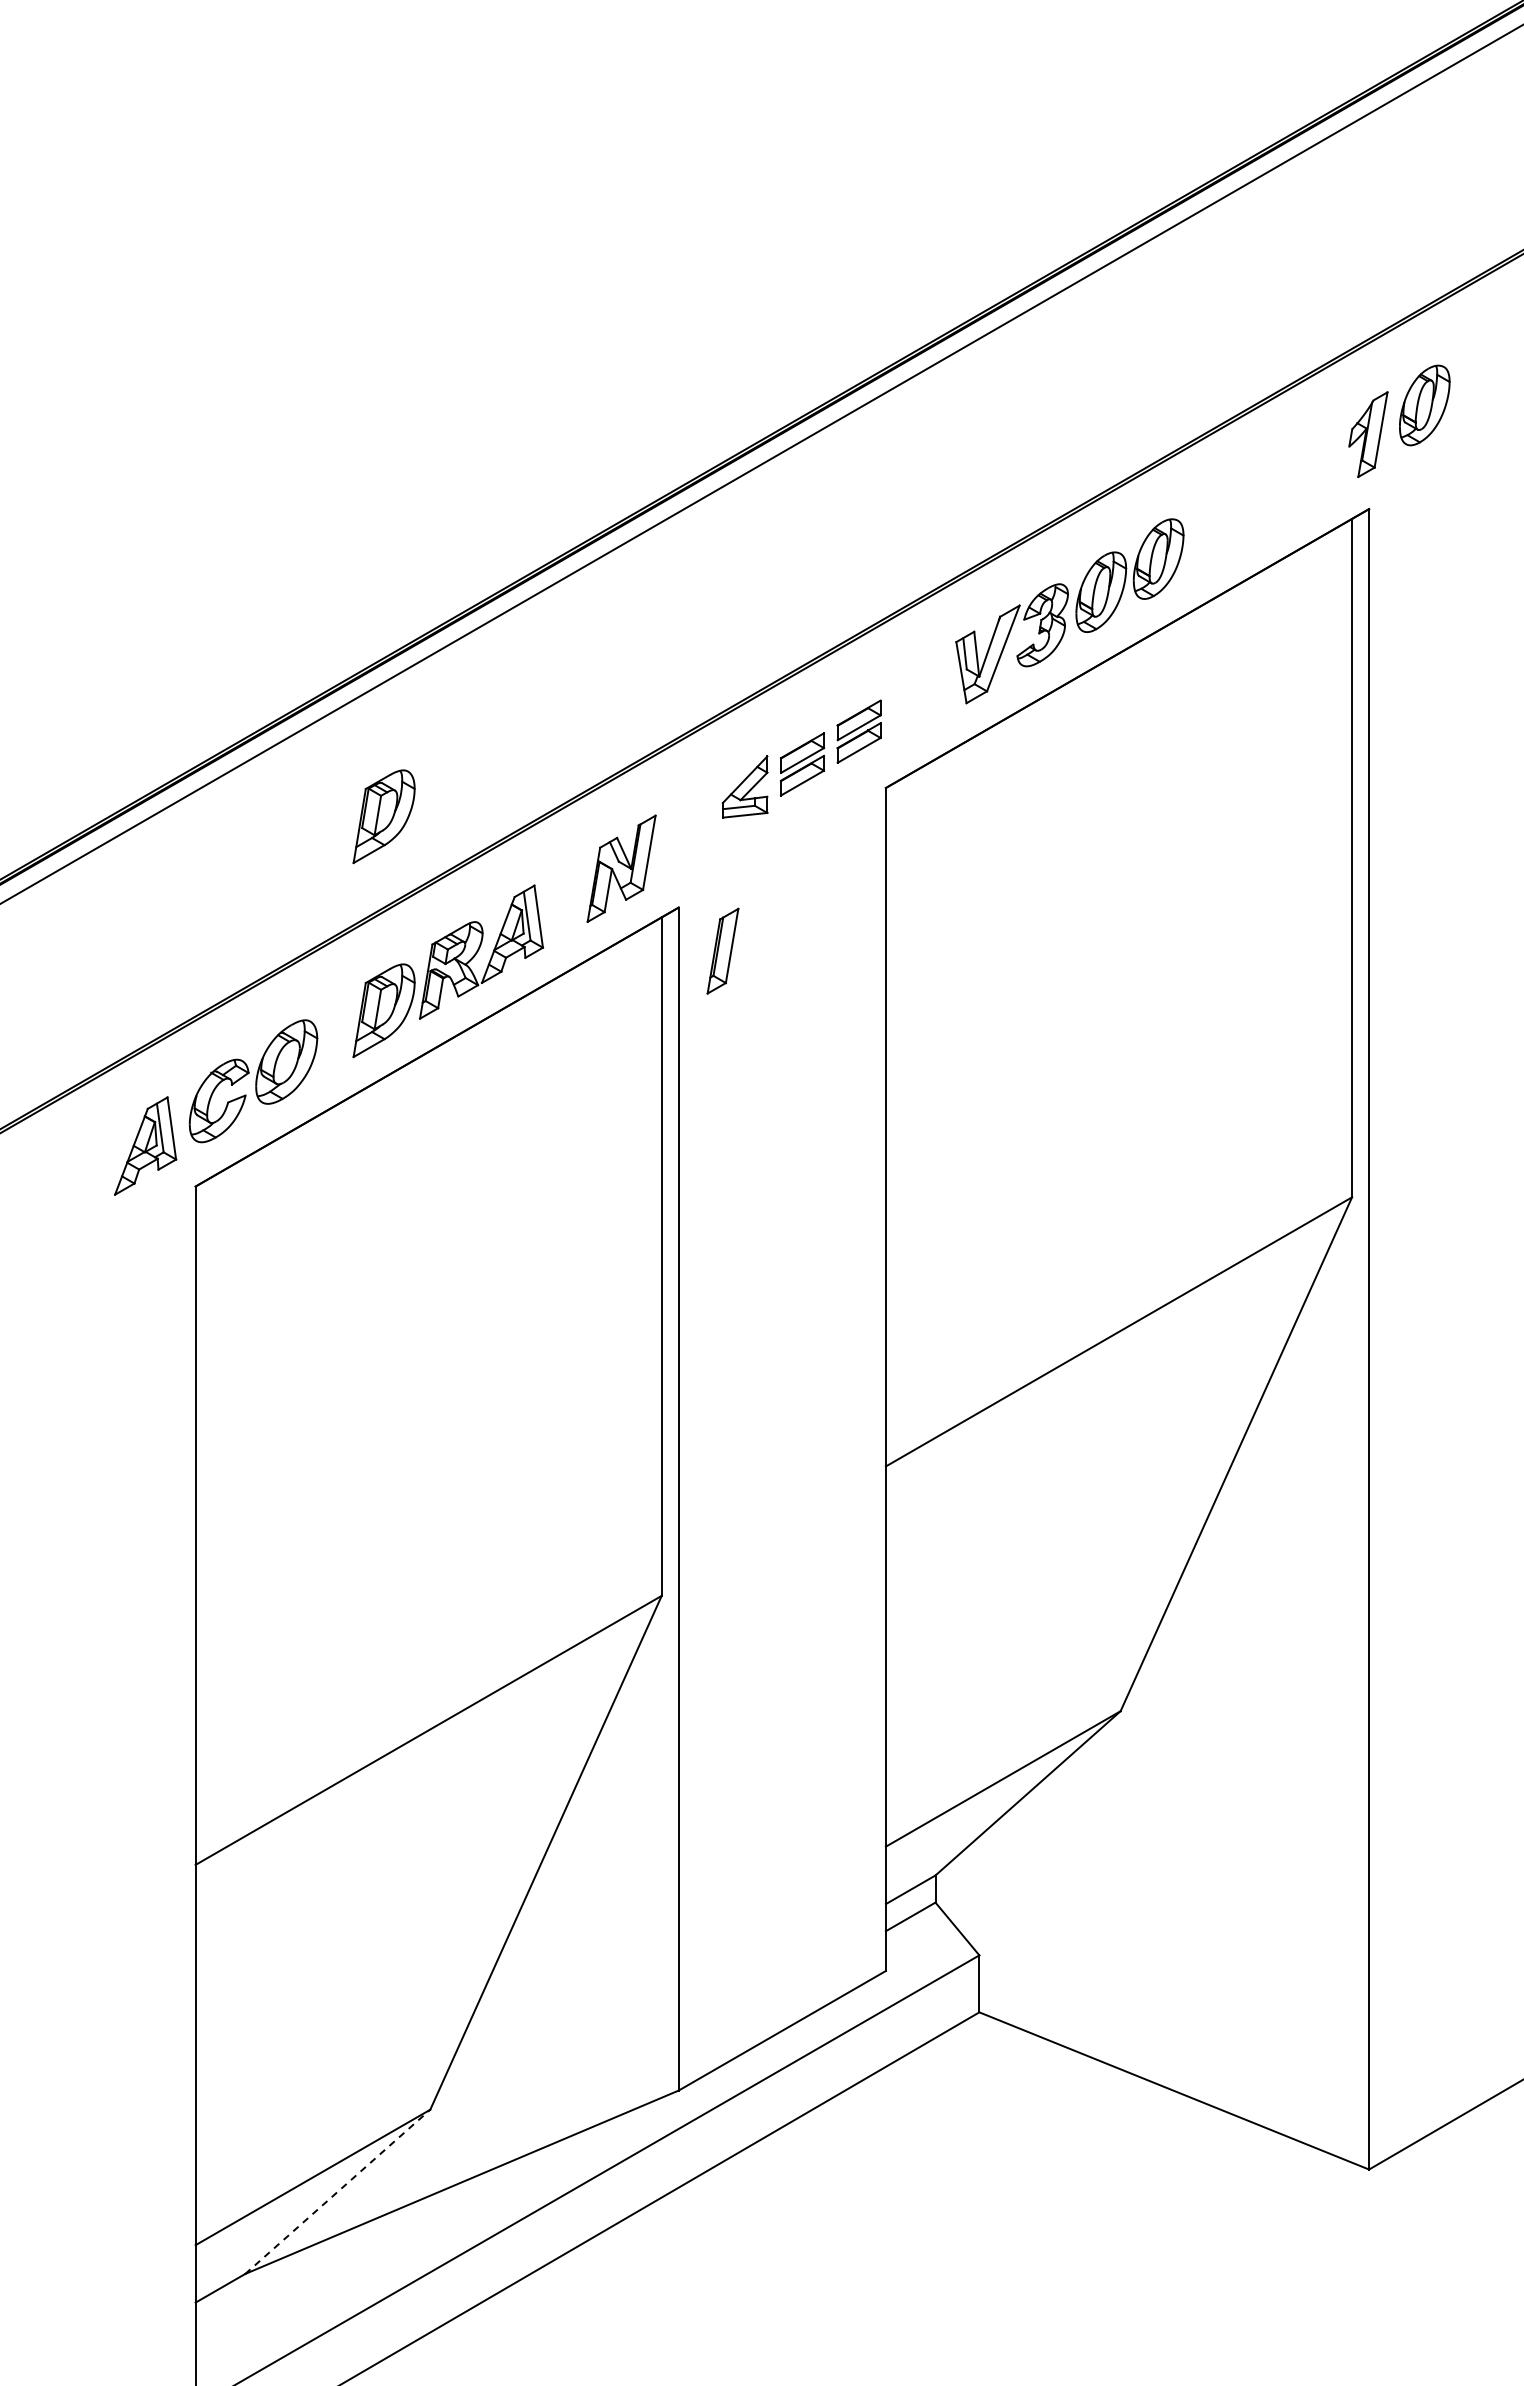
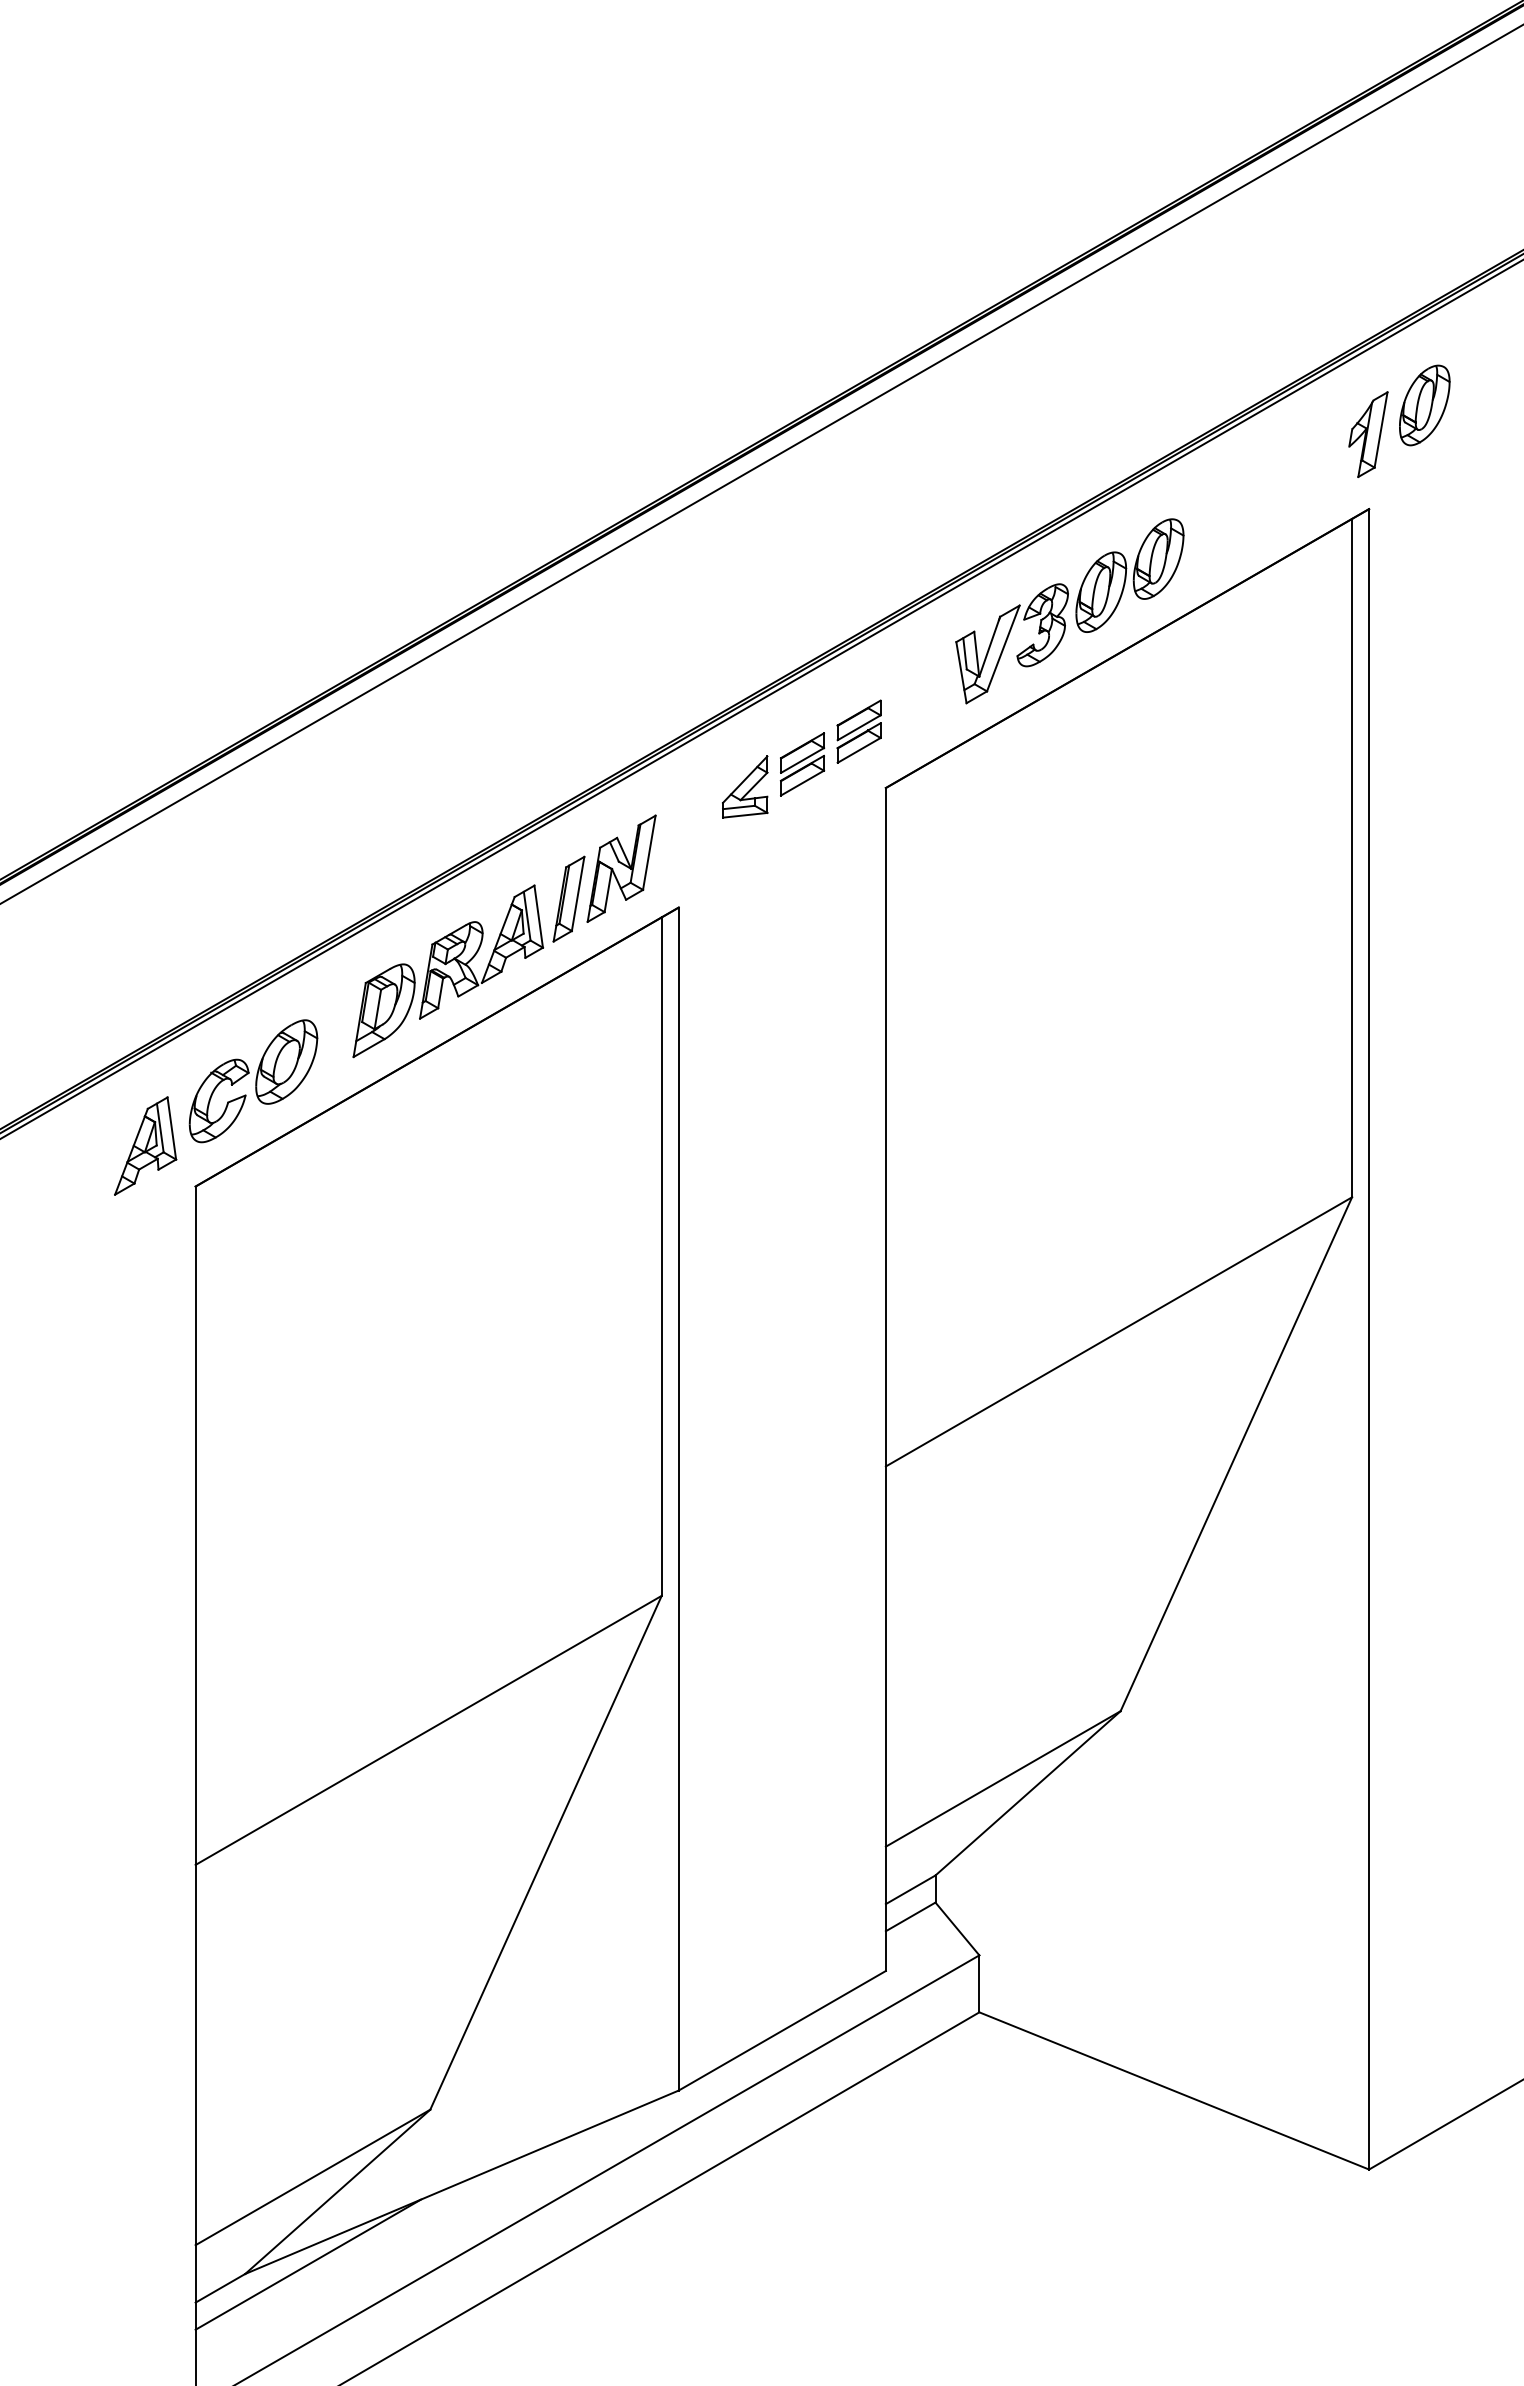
line: none -> present (761, 699)
part: present -> none (383, 816)
part position: (722, 950) -> (568, 898) (568, 898)
line: dashed -> solid (337, 2191)
line: none -> present (308, 2264)
